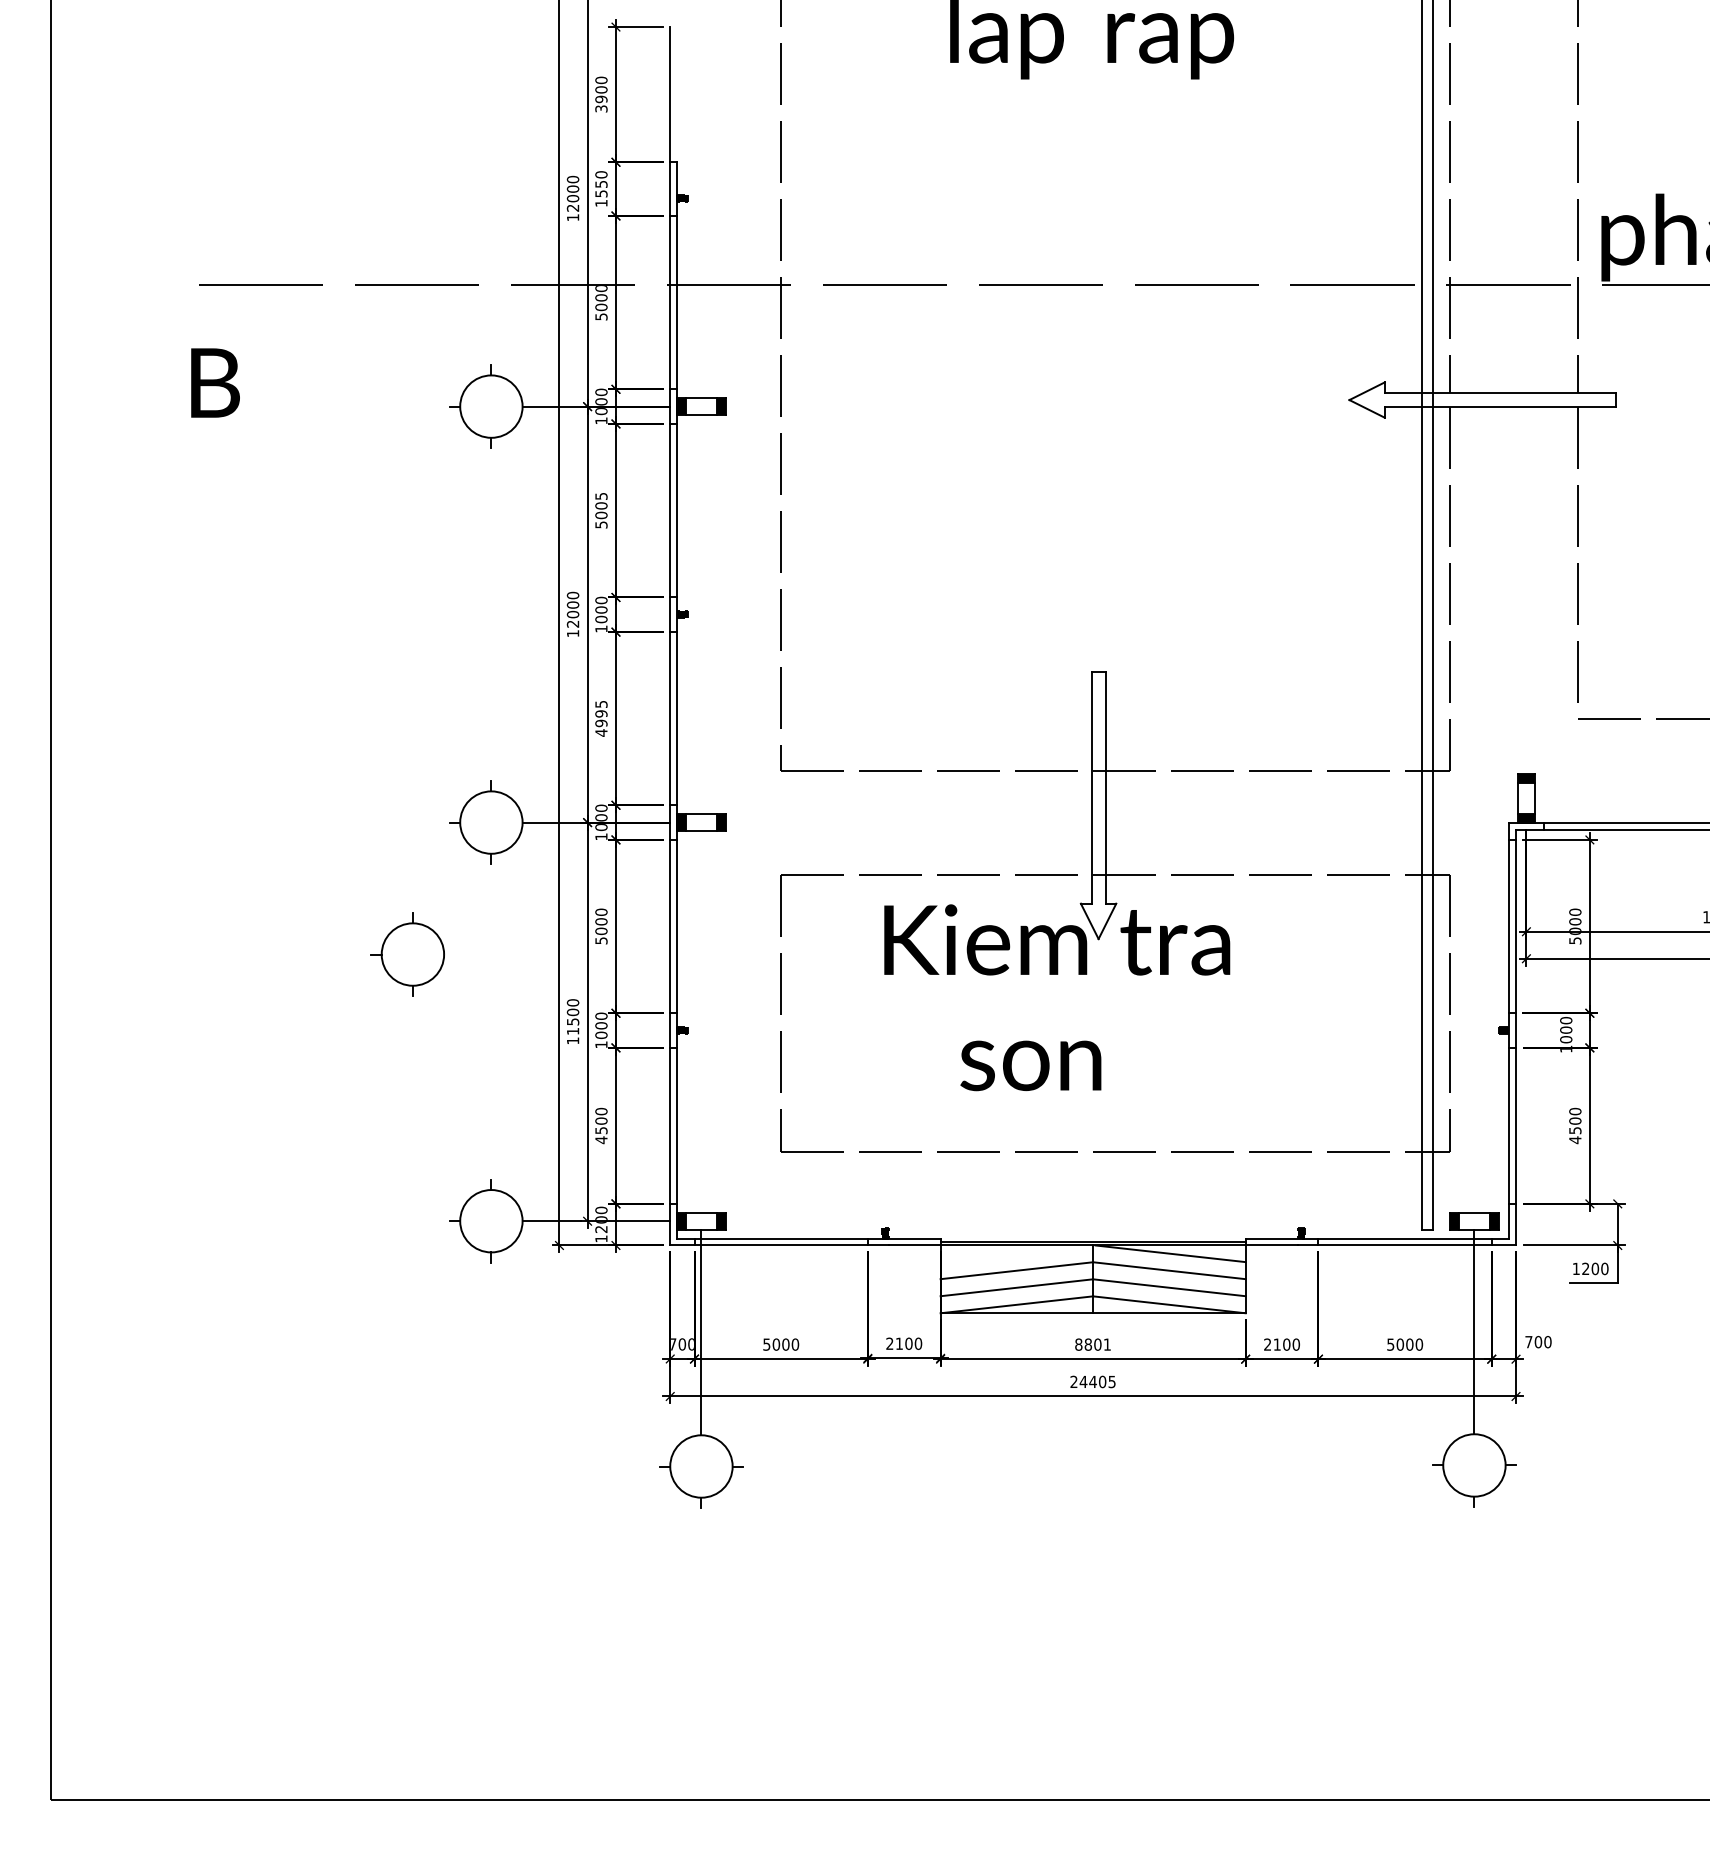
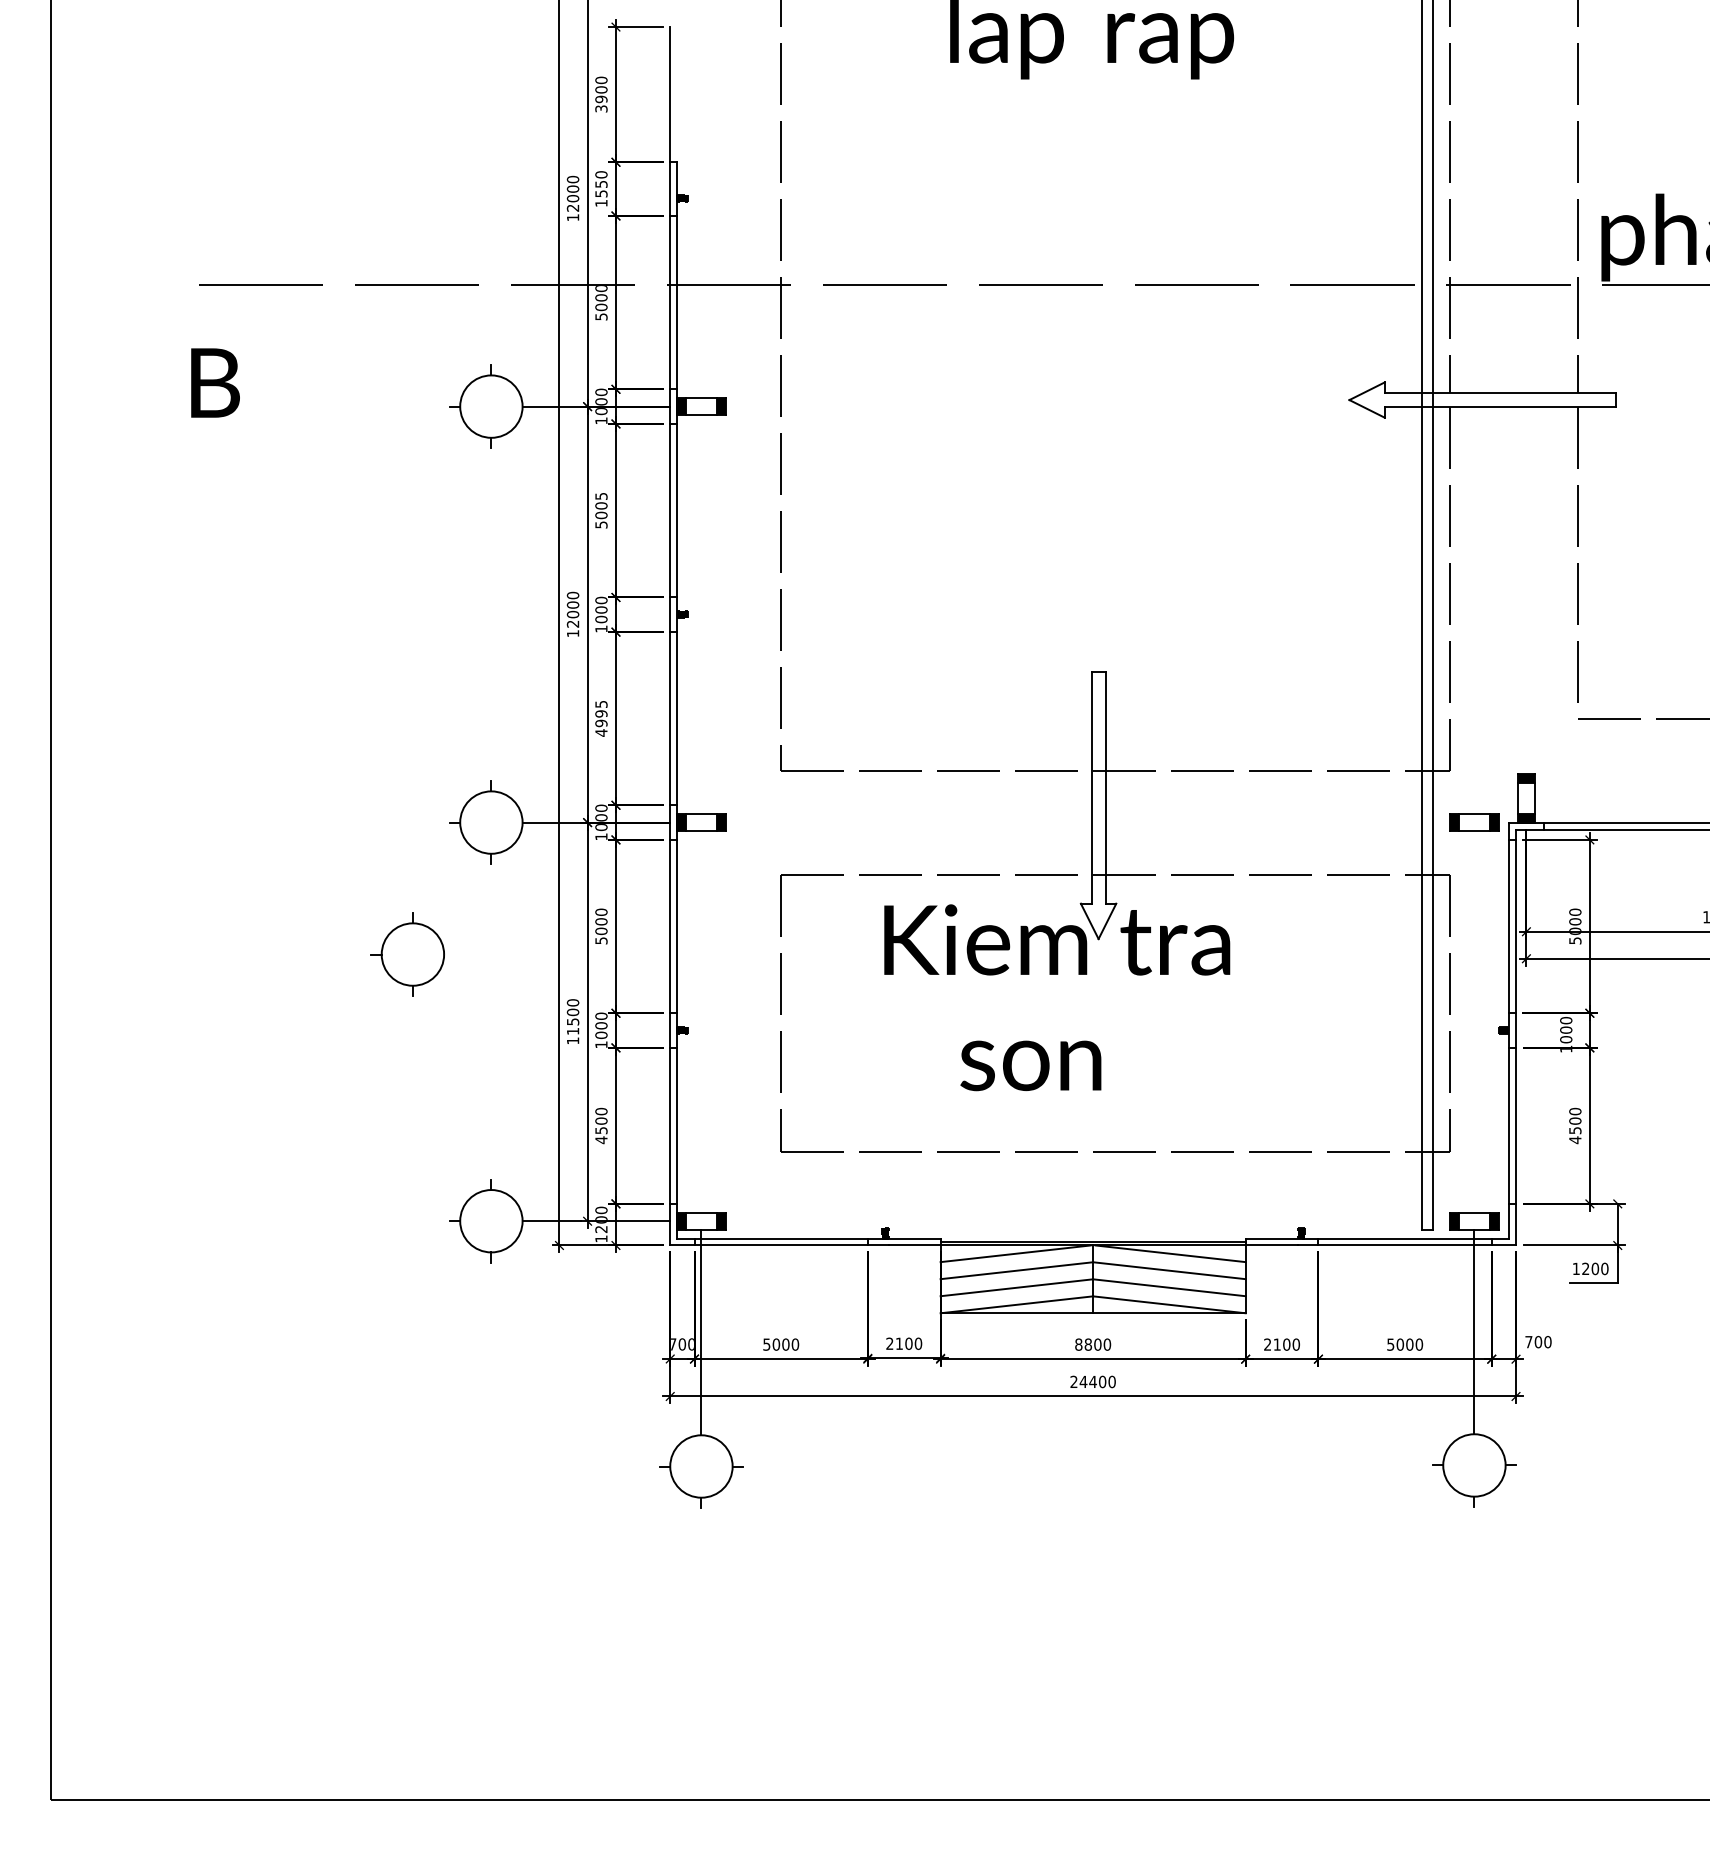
part: none -> present (1474, 822)
line: none -> present (1015, 1253)
text: 8801 -> 8800 (1107, 1344)
text: 24405 -> 24400 (1111, 1381)
